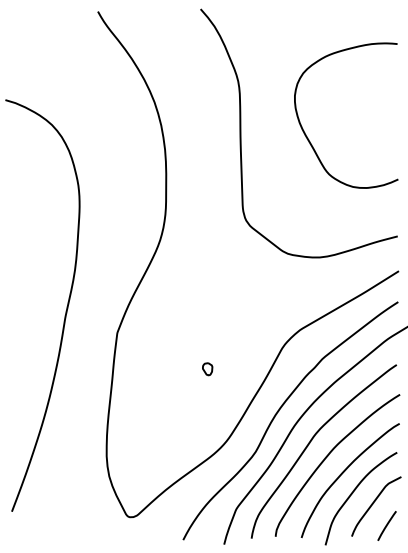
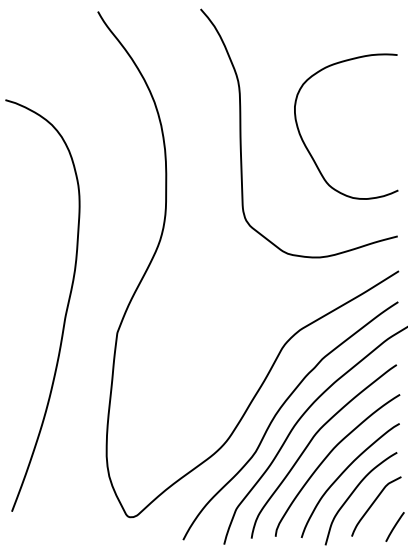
curve position: (309, 139) -> (309, 150) (309, 150)
part: present -> none (207, 369)
line position: (386, 525) -> (394, 526) (394, 526)
